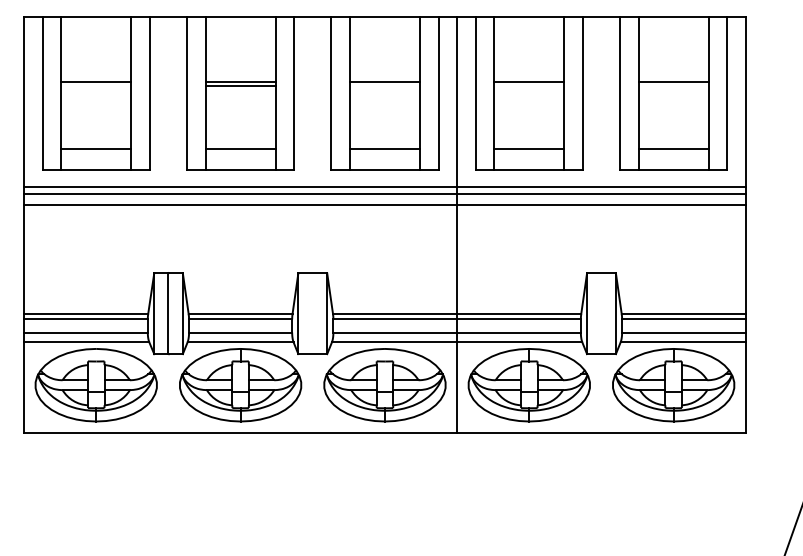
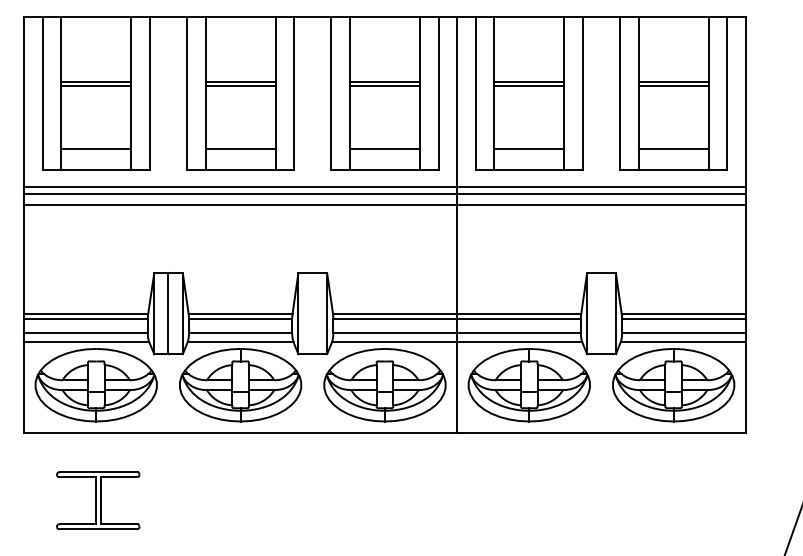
line: none -> present (96, 85)
line: none -> present (384, 85)
line: none -> present (529, 85)
line: none -> present (673, 85)
part: none -> present (98, 500)
